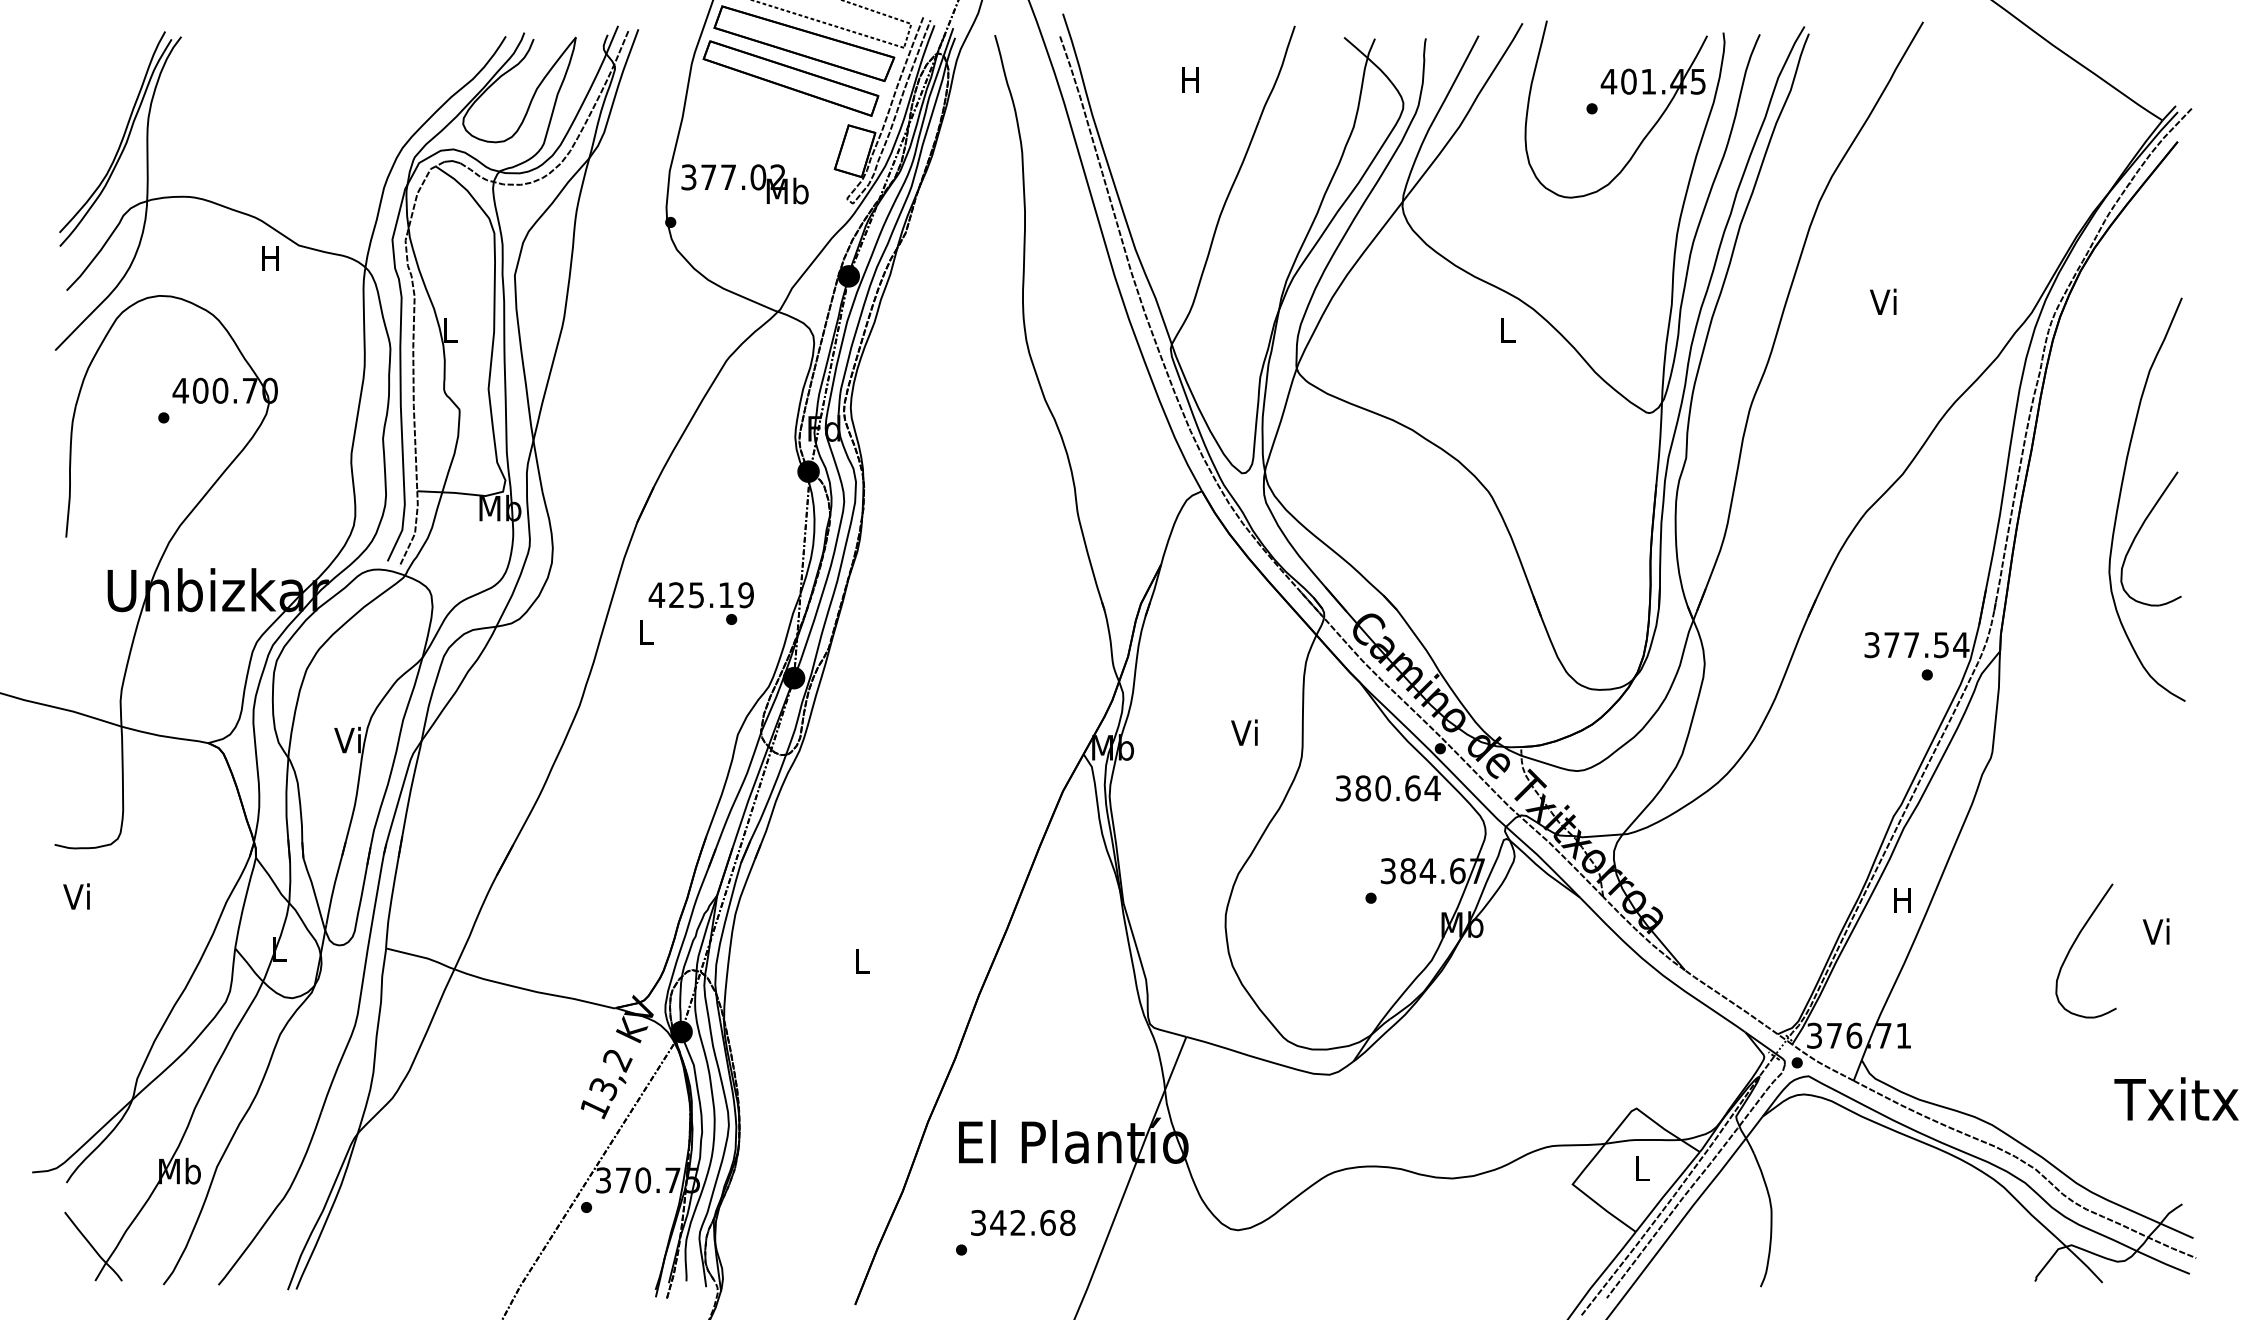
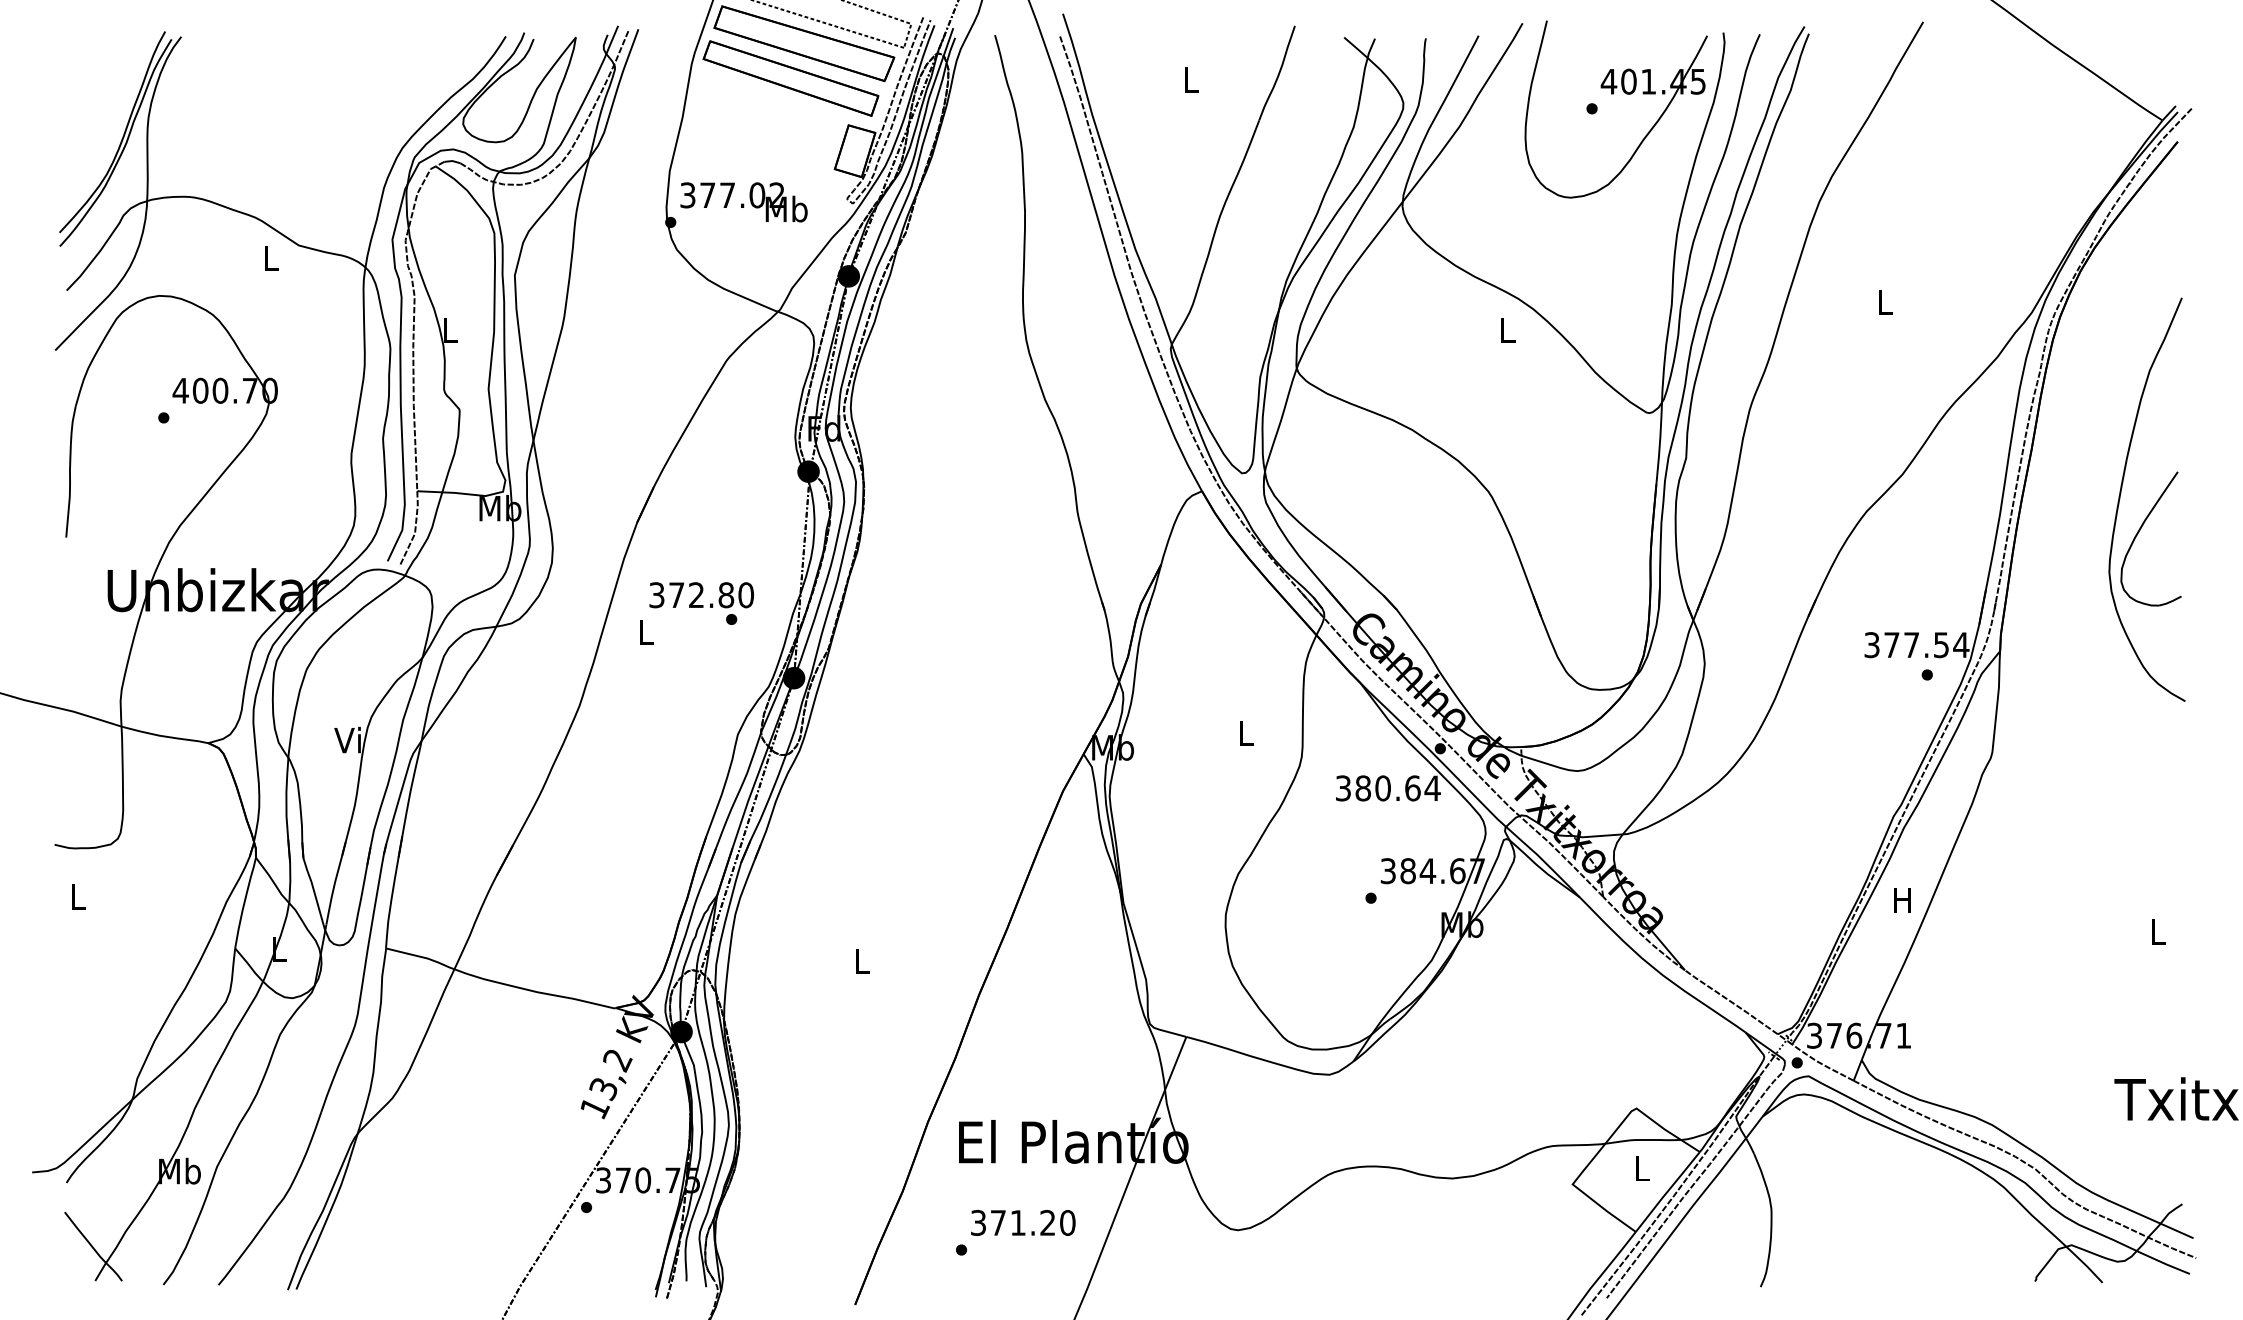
text: H -> L (1190, 79)
text position: (744, 184) -> (743, 202) (743, 202)
text: H -> L (270, 258)
text: Vi -> L (1883, 301)
text: 425.19 -> 372.80 (701, 595)
text: Vi -> L (1244, 732)
text: Vi -> L (76, 896)
text: Vi -> L (2155, 931)
part: present -> none (2074, 944)
text: 342.68 -> 371.20 (1032, 1222)
